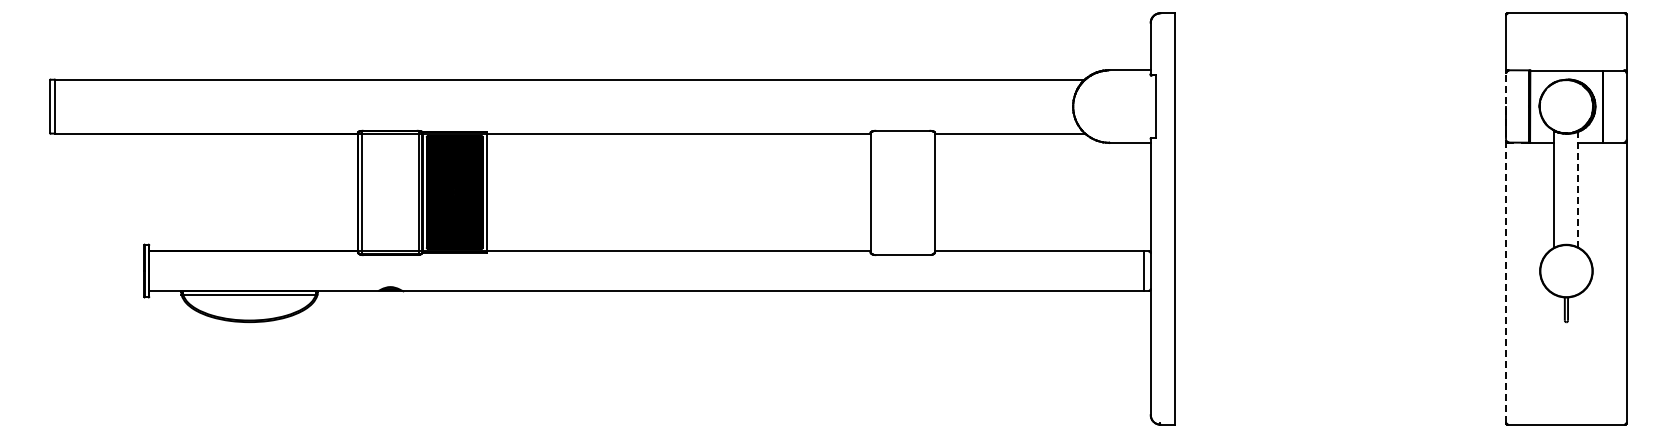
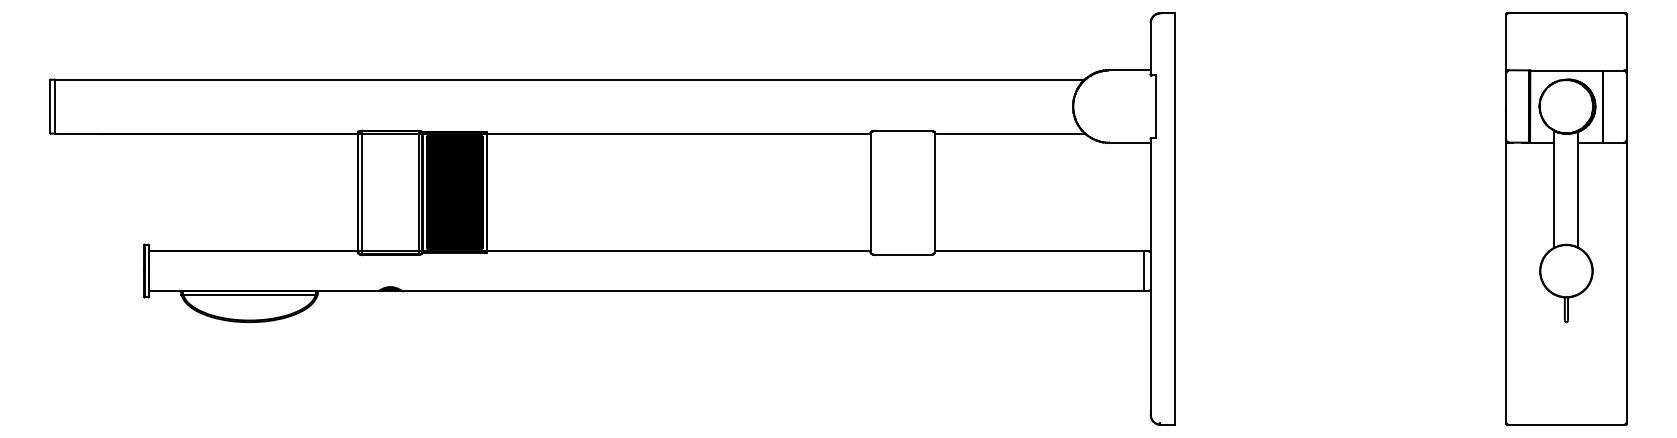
line: dashed -> solid (1578, 189)
line: dashed -> solid (1506, 247)
